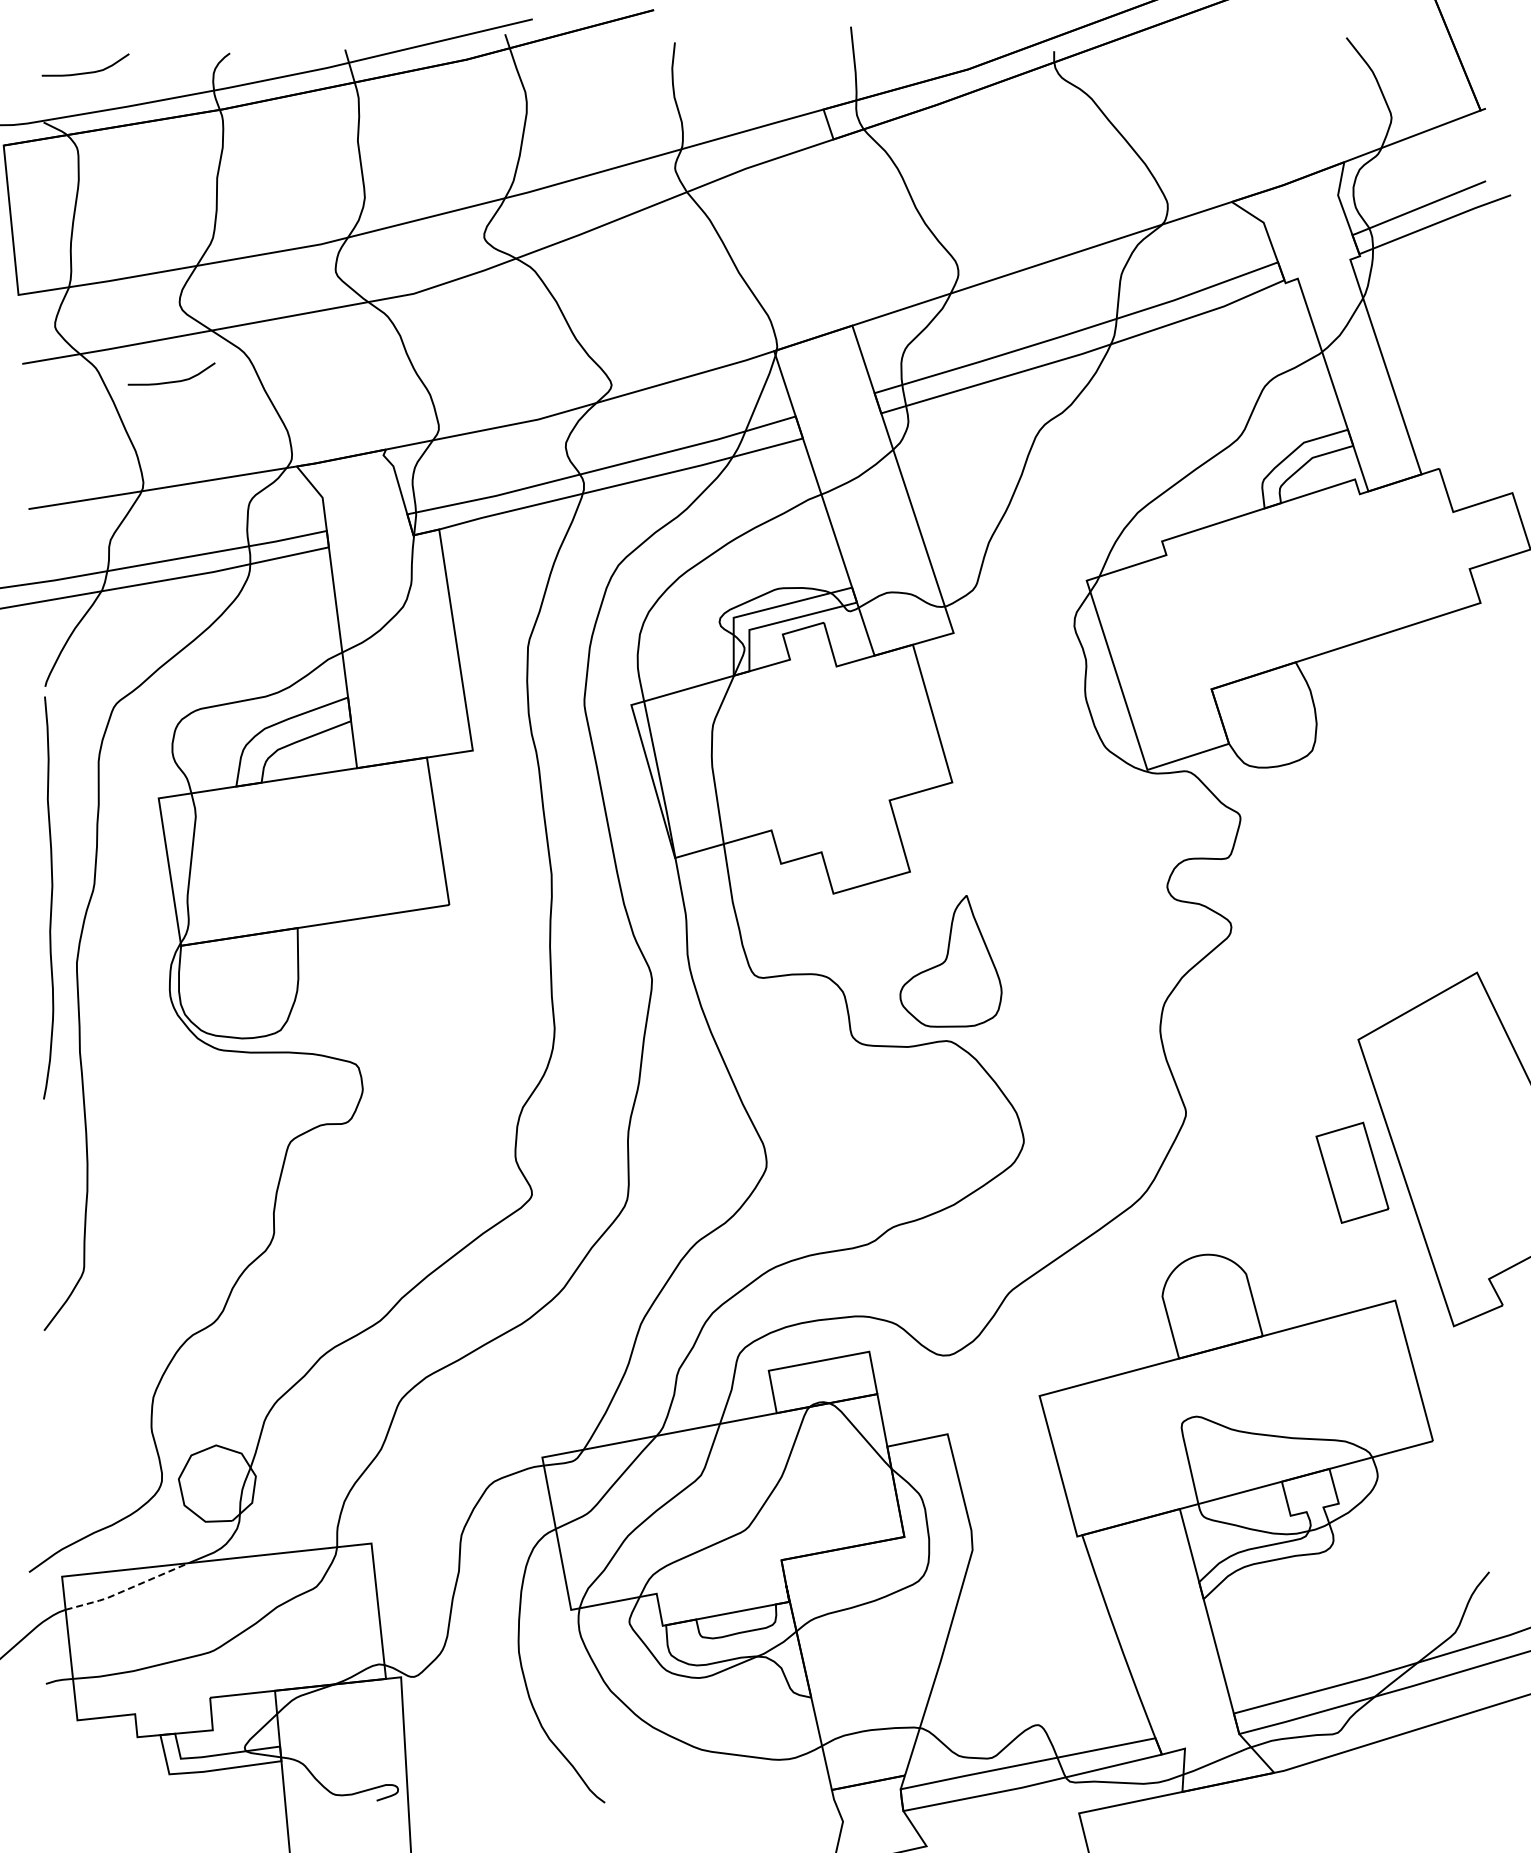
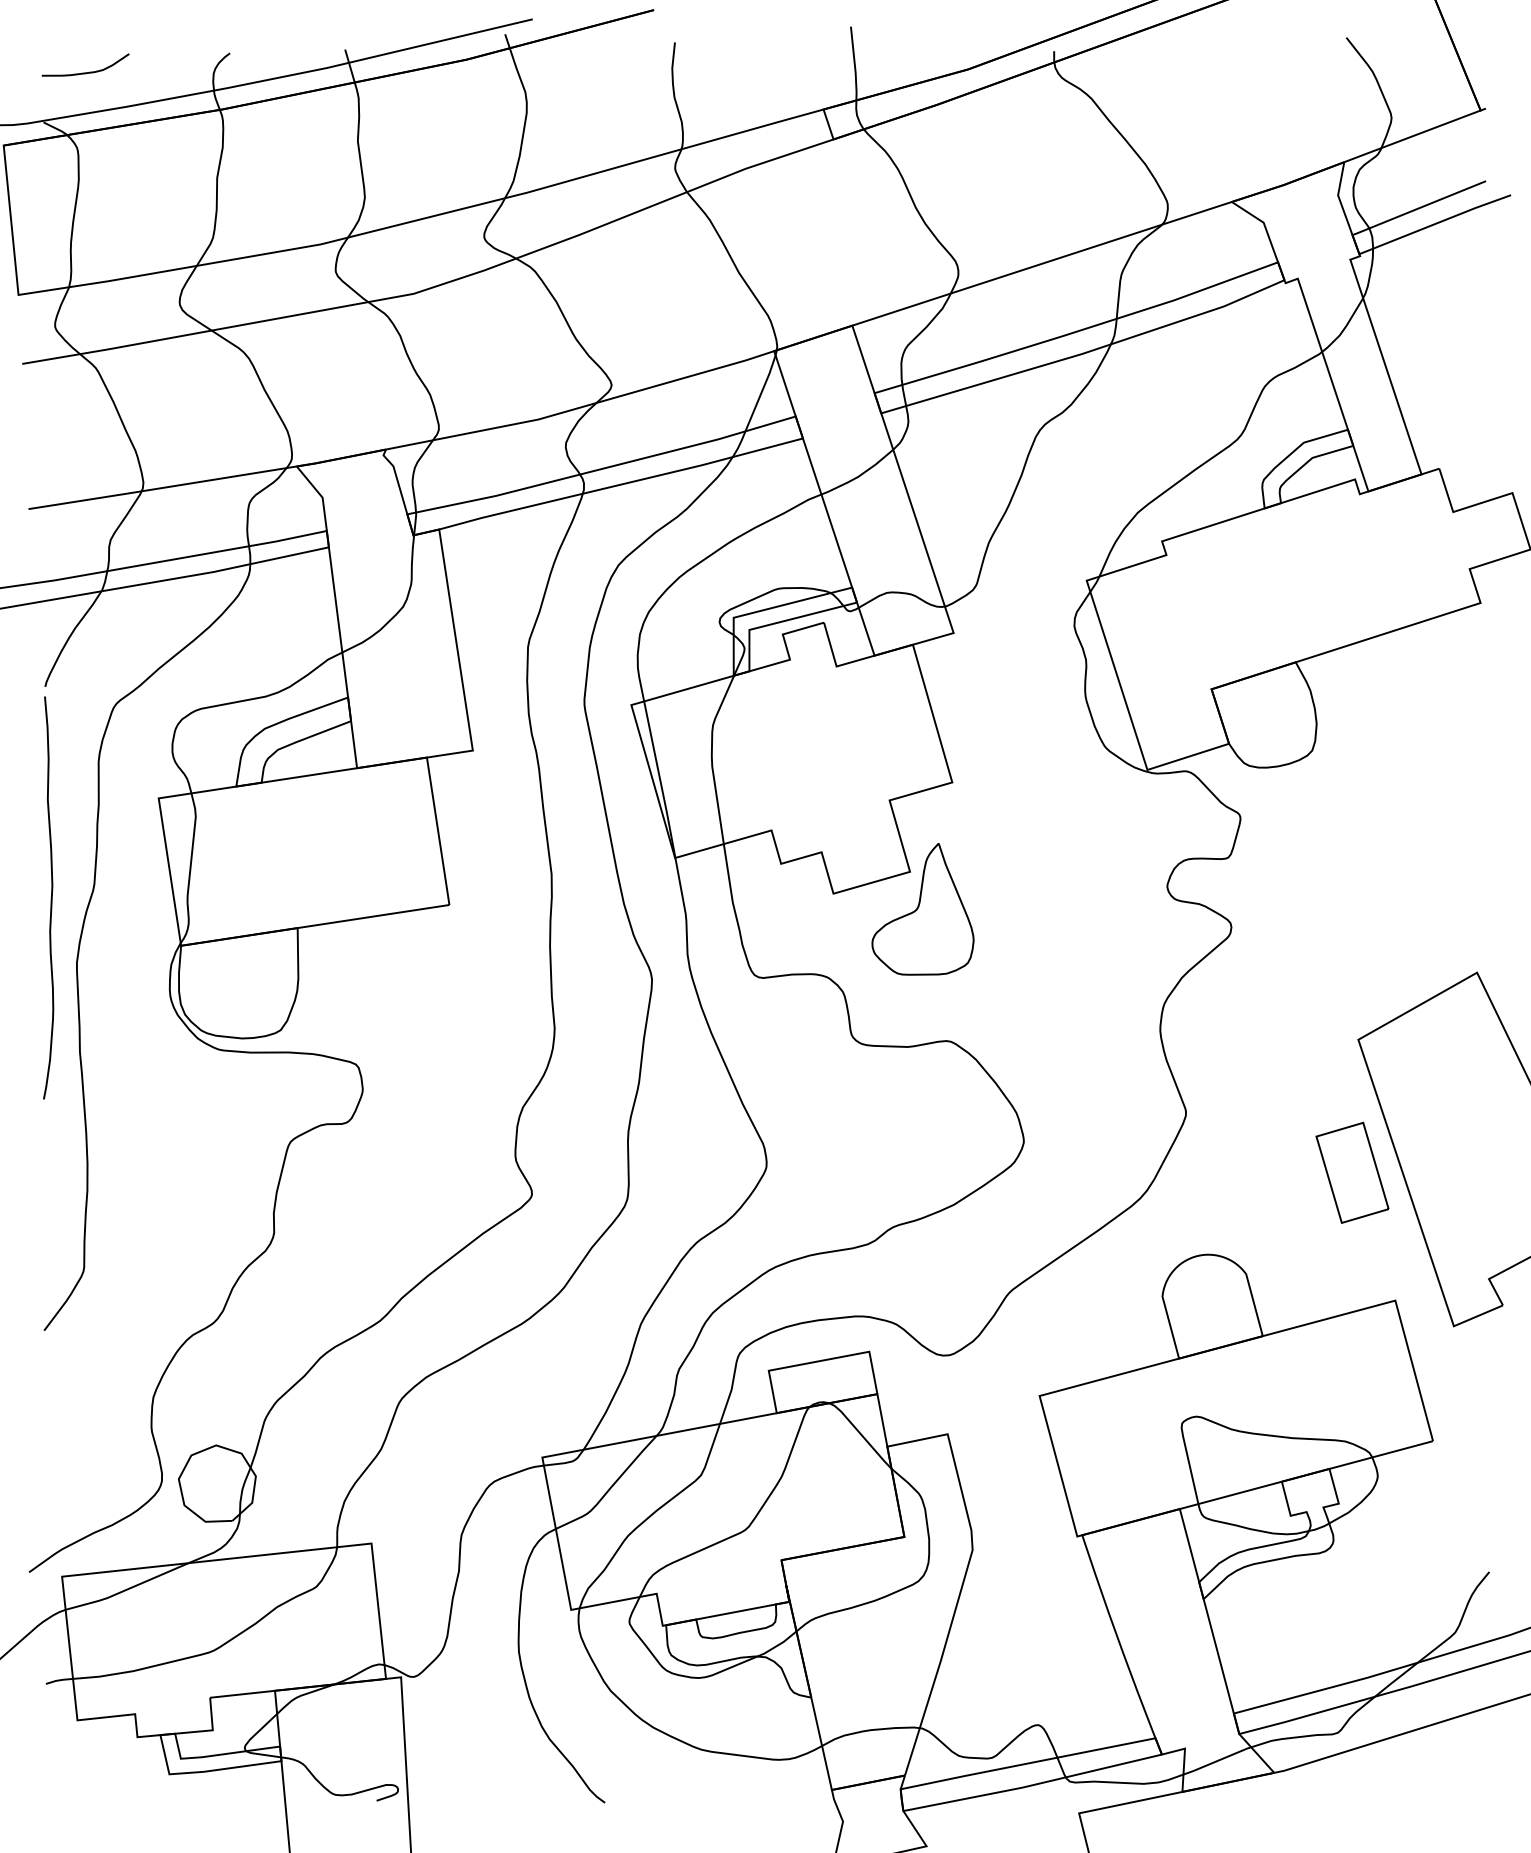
curve: present -> none (171, 381)
part position: (950, 961) -> (922, 909) (922, 909)
line: dashed -> solid (127, 1589)
